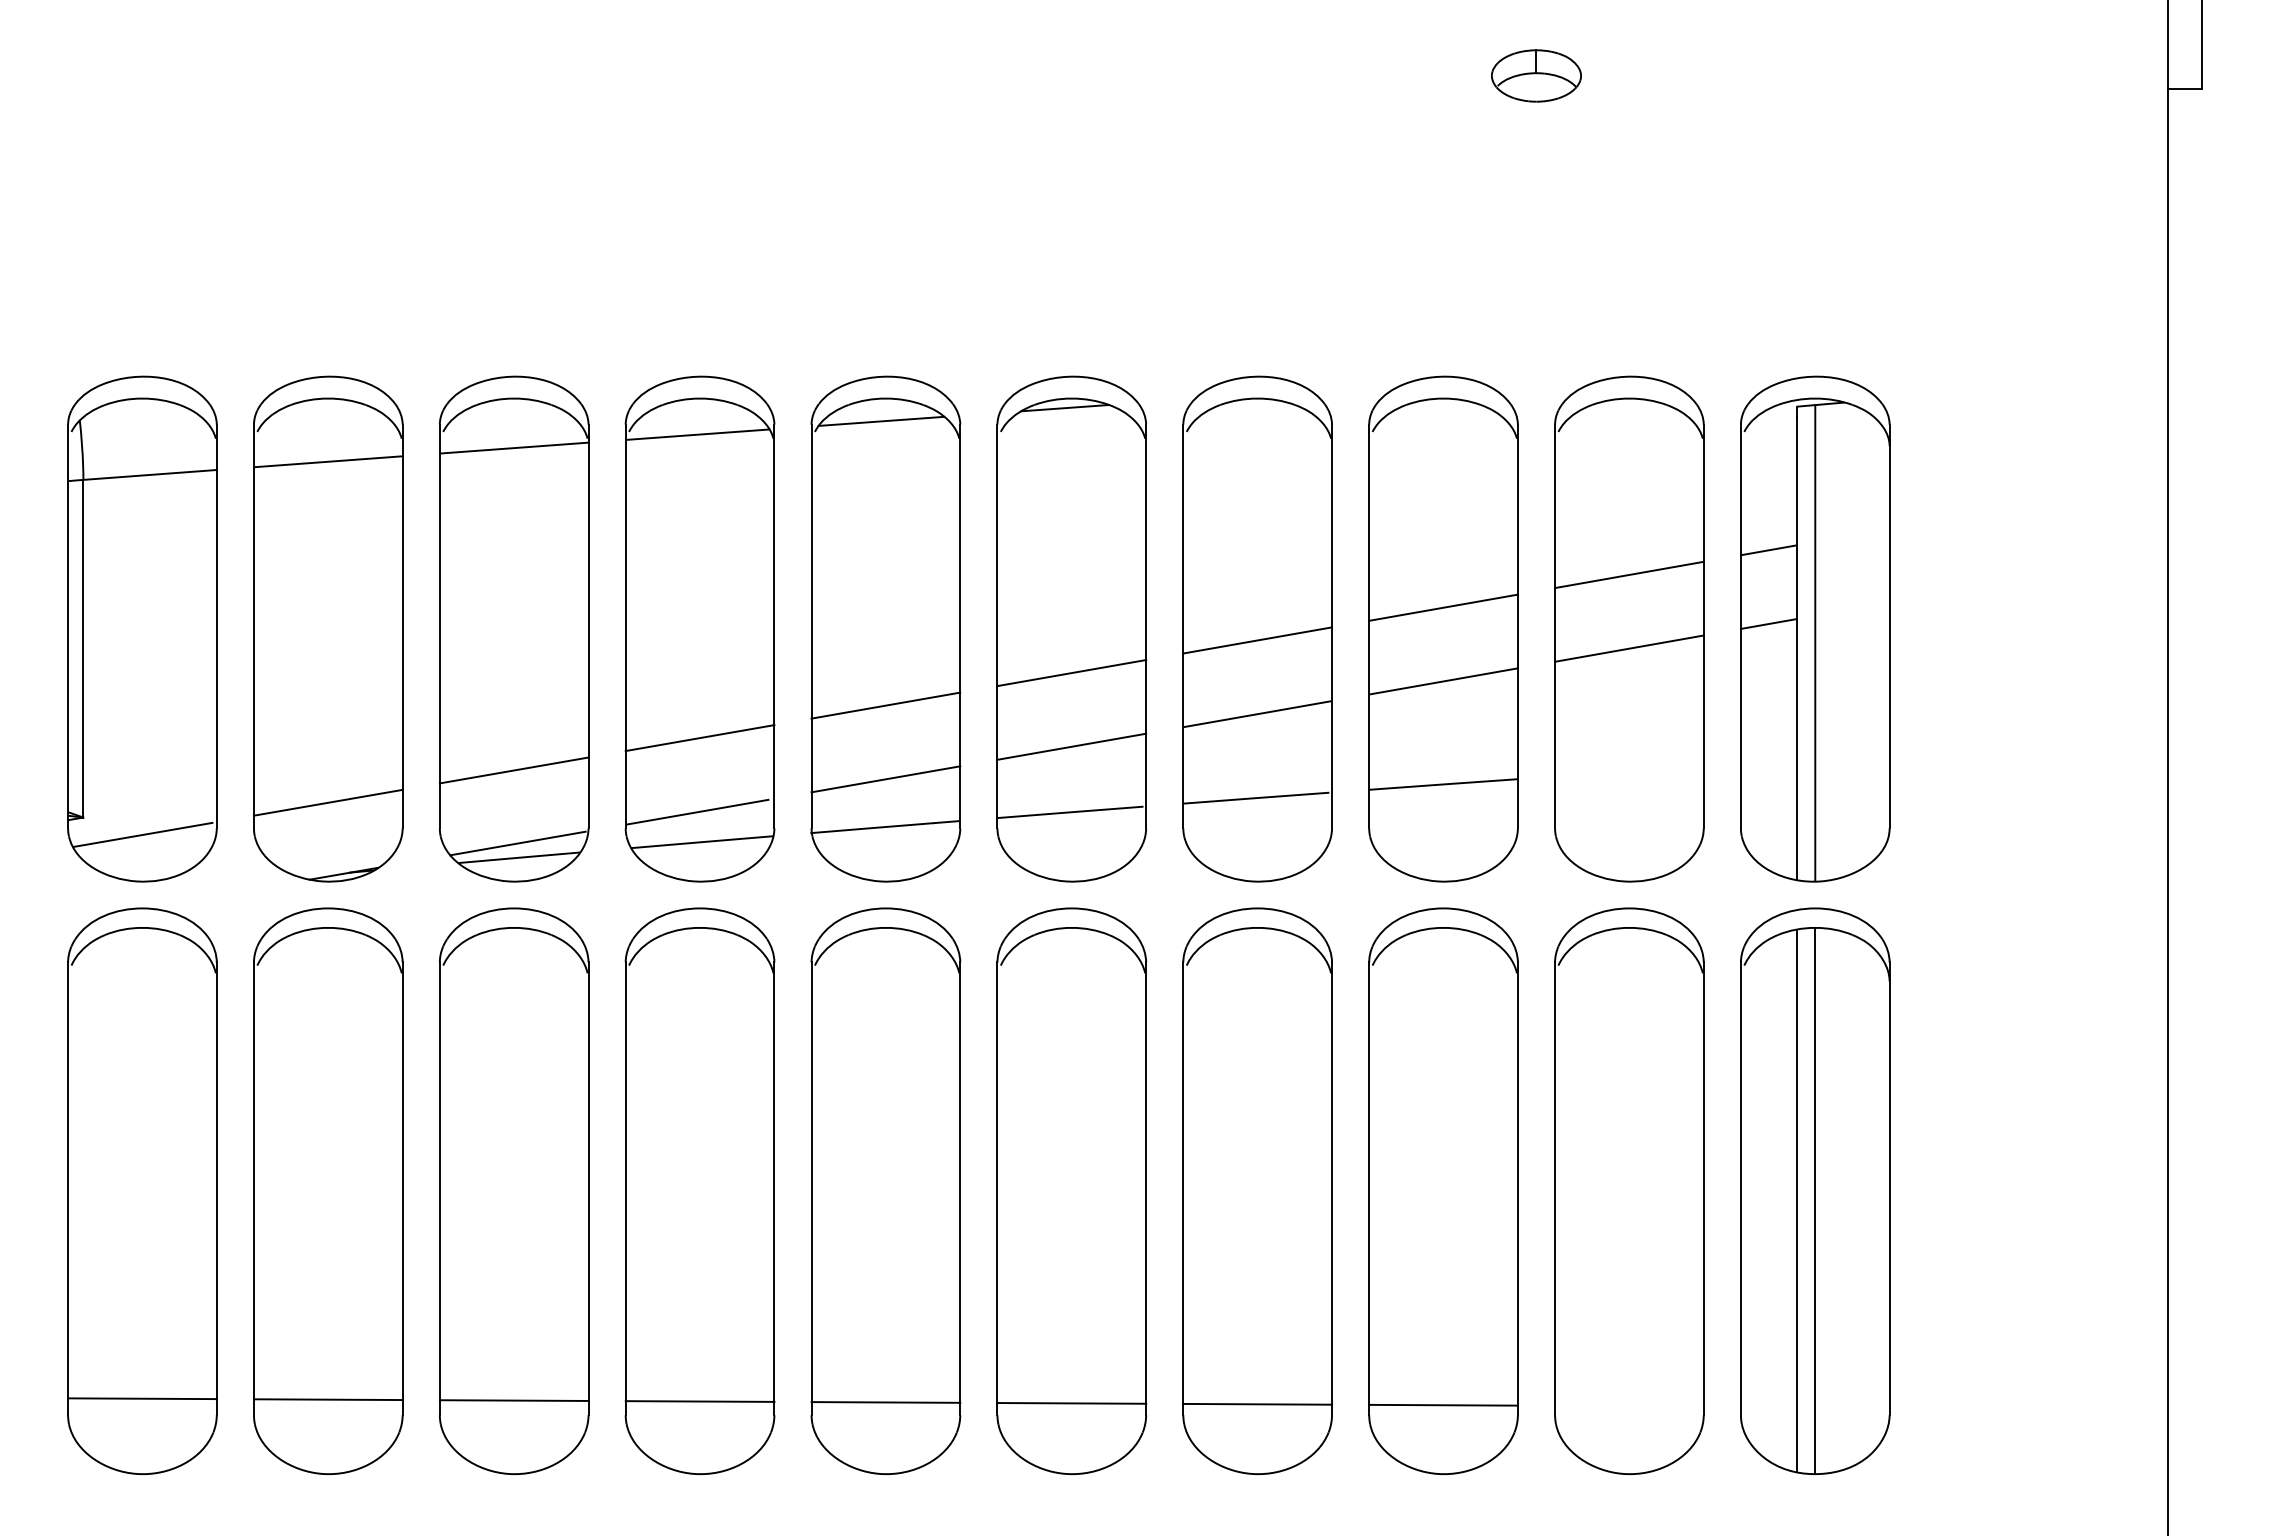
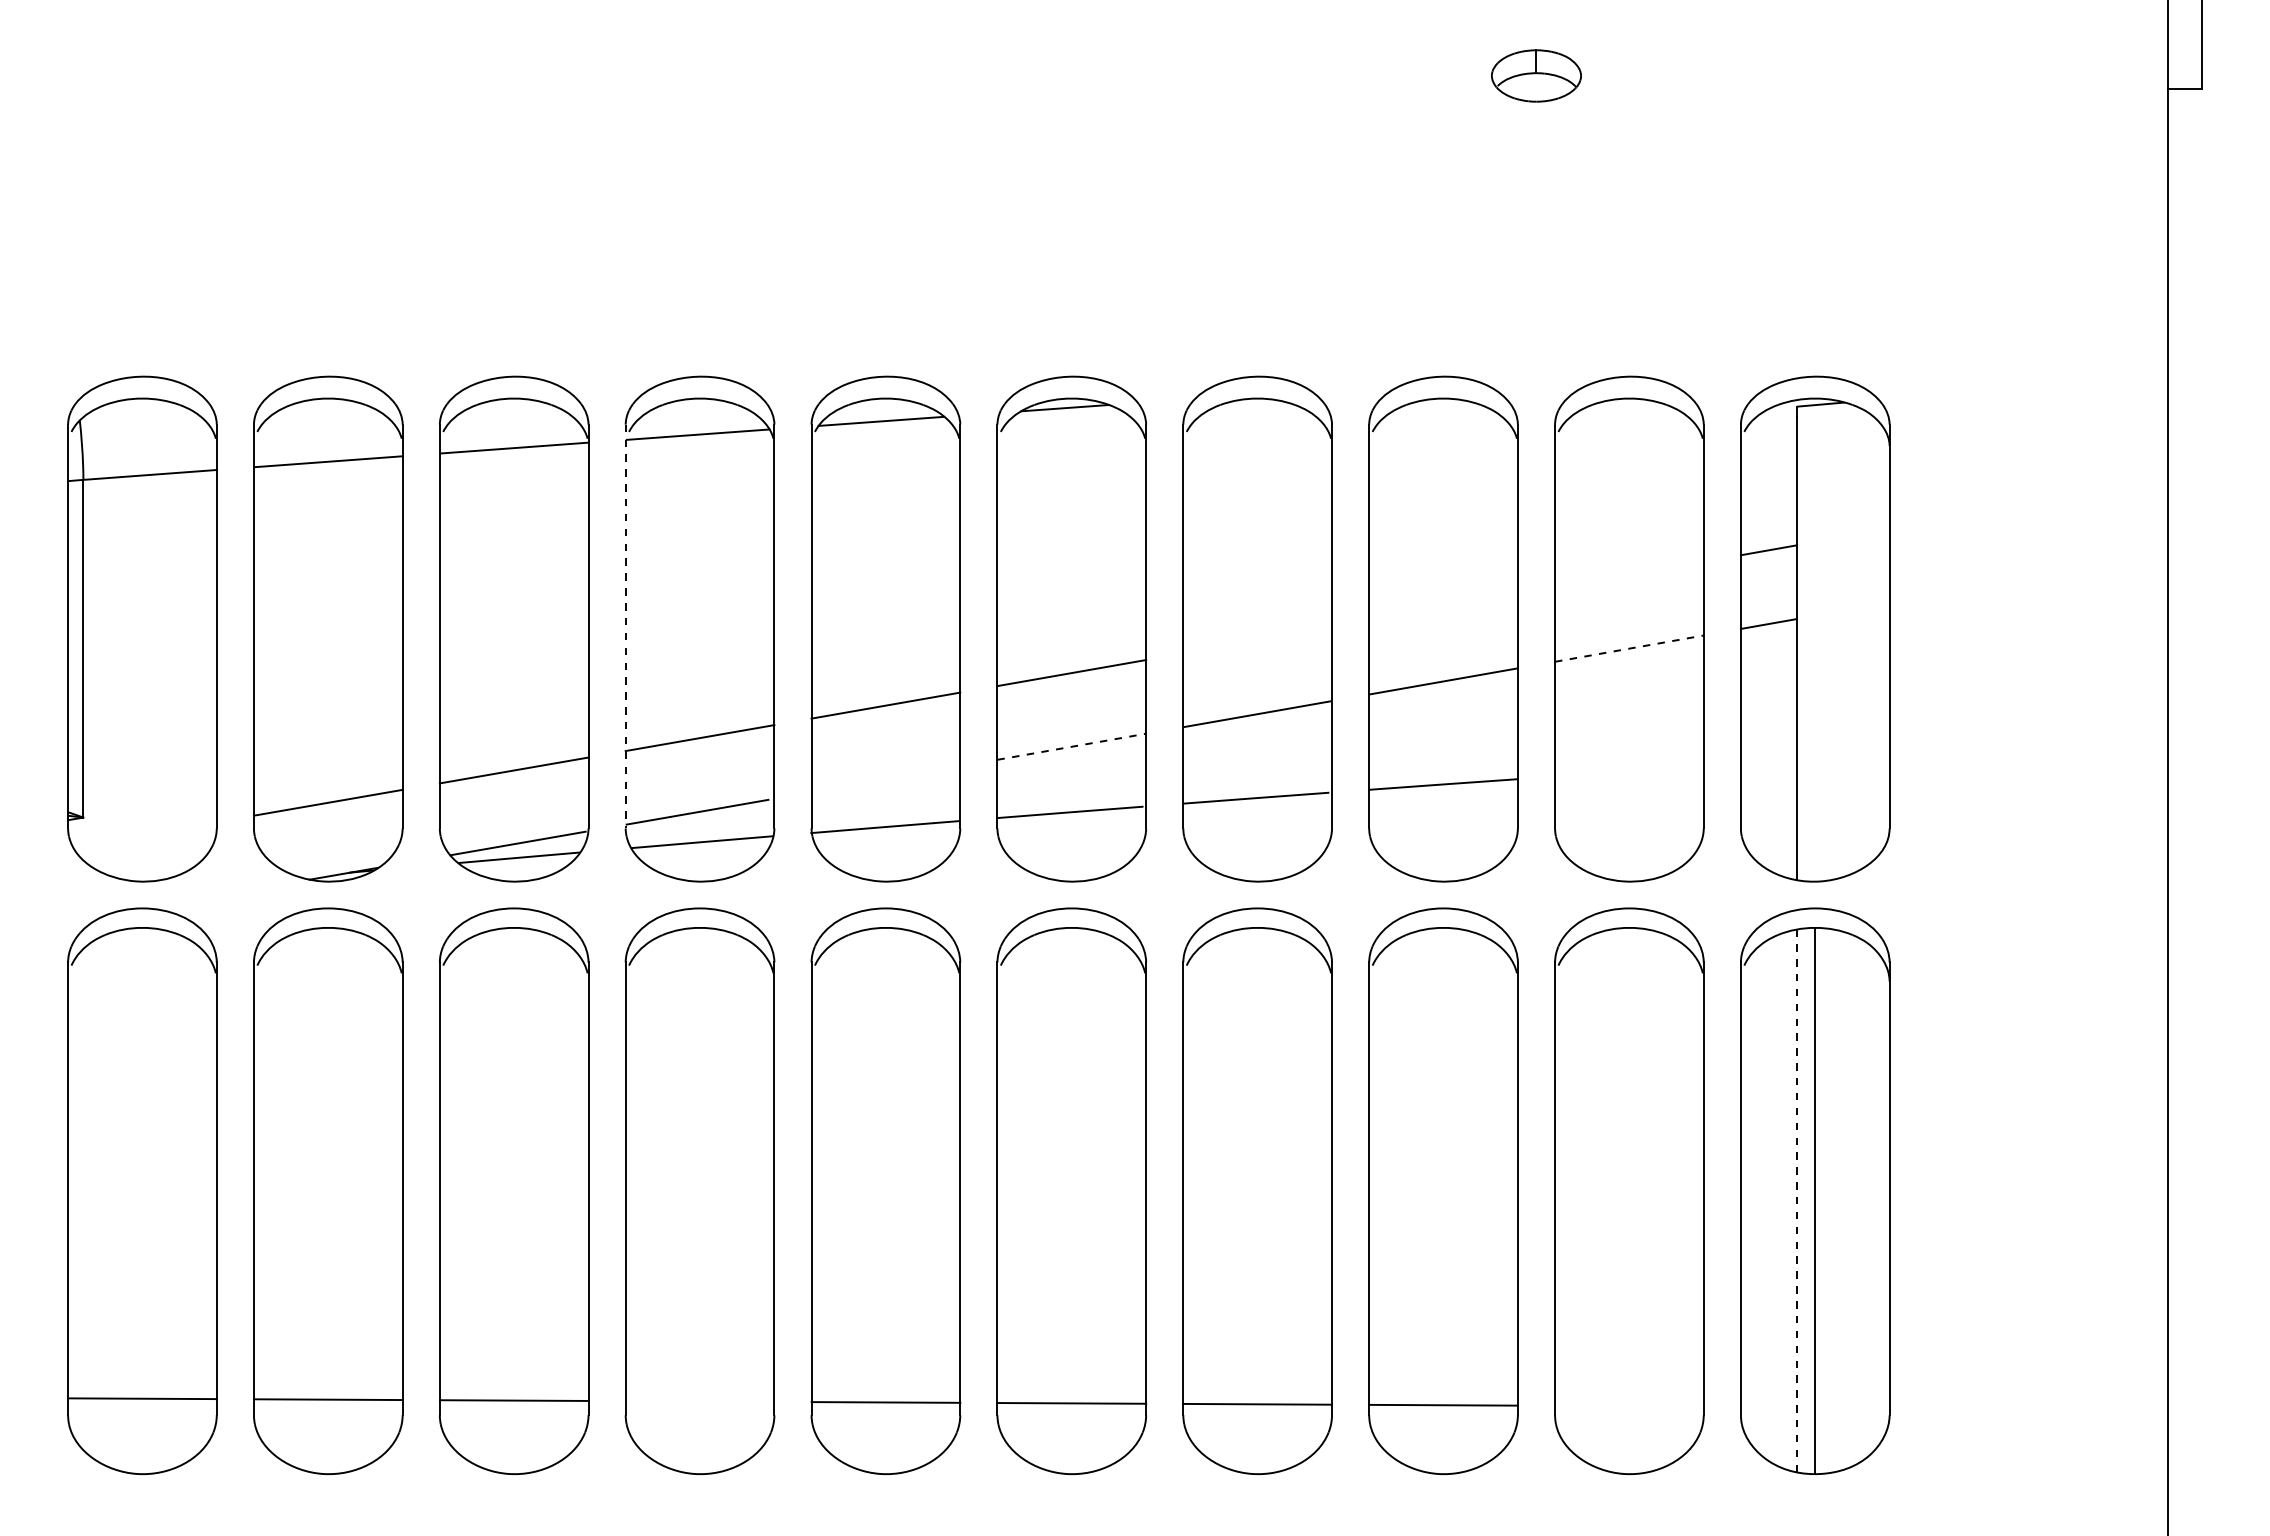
line: present -> none (1629, 574)
line: present -> none (1443, 607)
line: solid -> dashed (625, 626)
line: present -> none (1257, 640)
line: present -> none (1815, 643)
line: solid -> dashed (1629, 648)
line: solid -> dashed (1072, 746)
line: present -> none (885, 779)
line: present -> none (142, 834)
line: solid -> dashed (1796, 1200)
line: present -> none (699, 1401)
